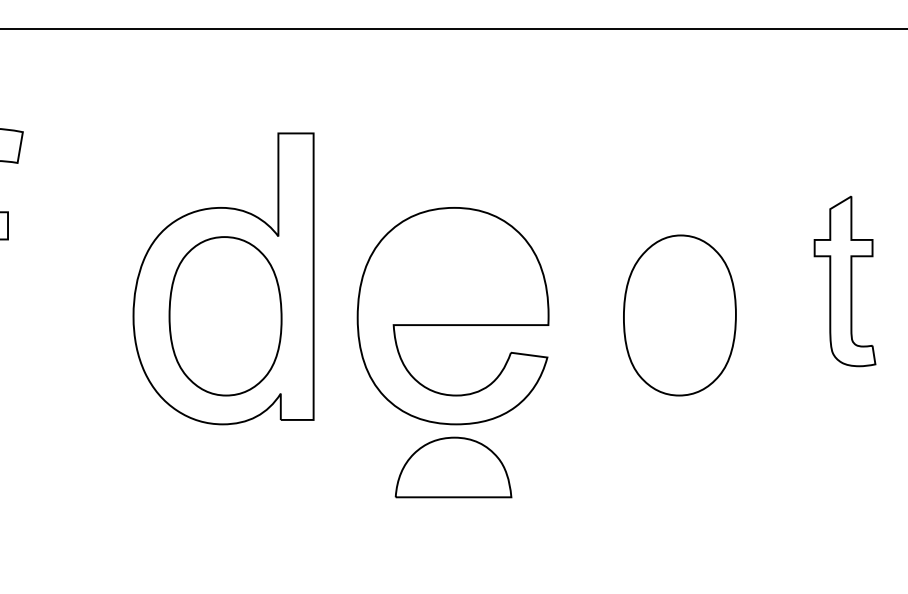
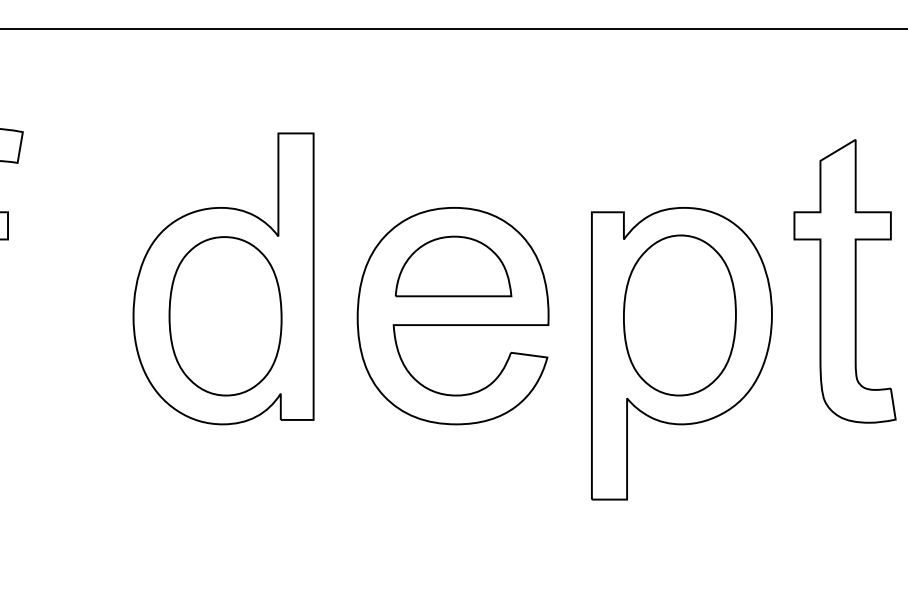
part size: 64x173 px -> 104x285 px (844, 281)
part: none -> present (681, 353)
part position: (453, 467) -> (453, 266) (453, 266)
